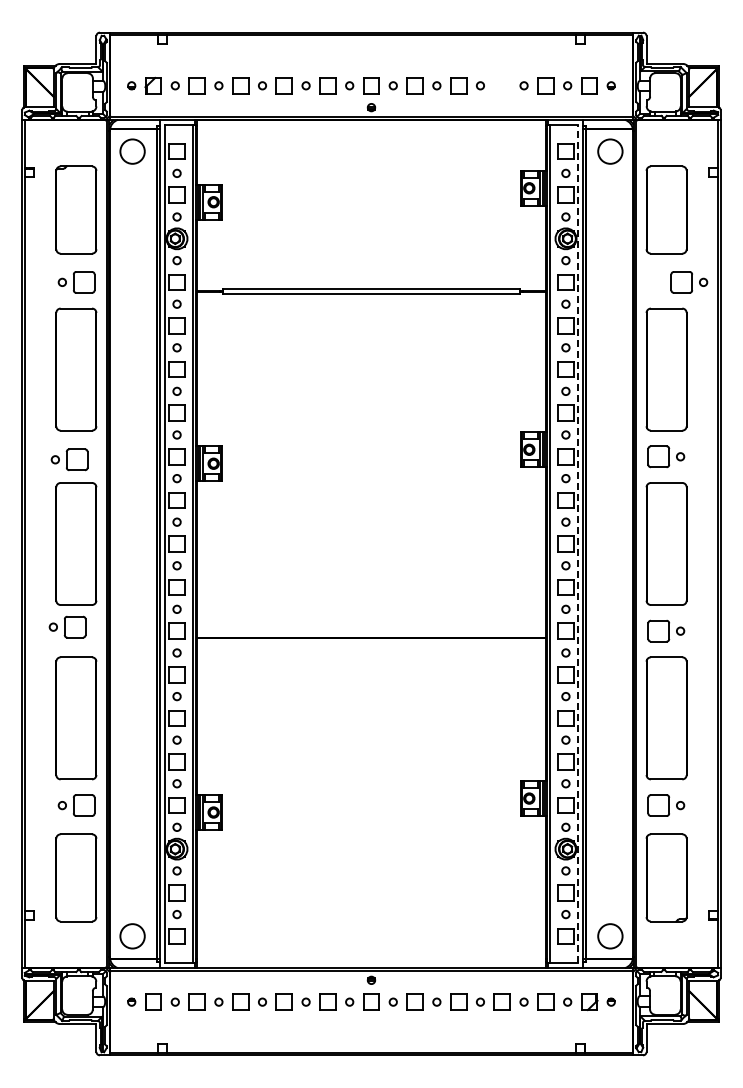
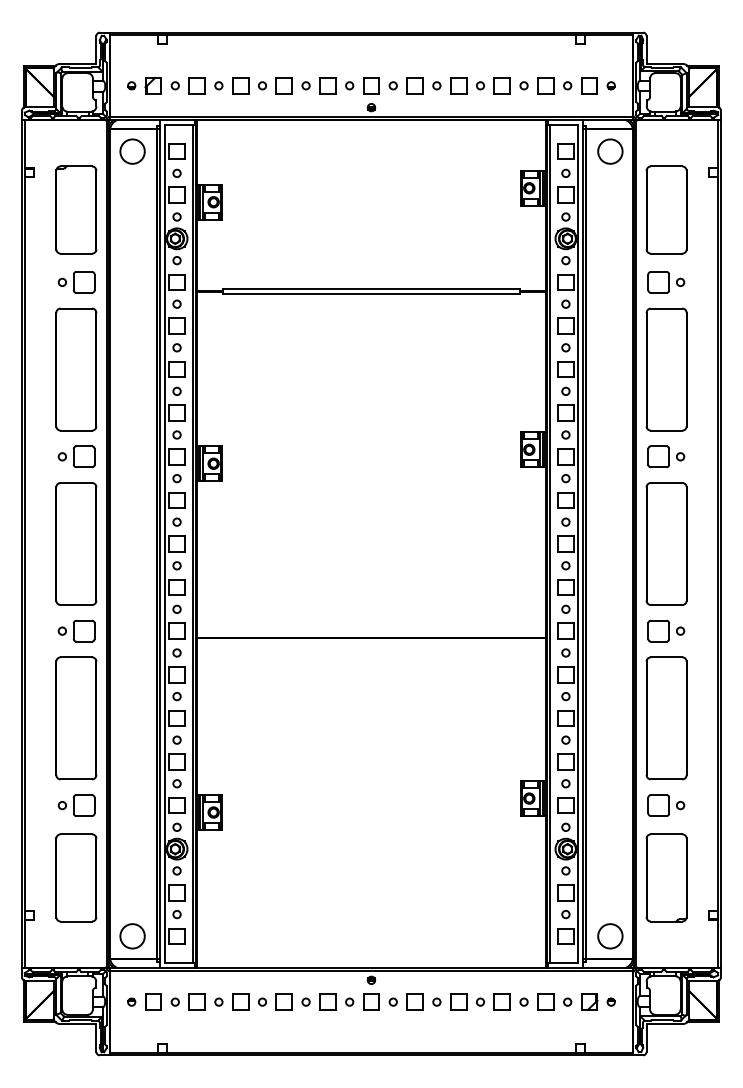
part: none -> present (501, 85)
part position: (689, 282) -> (666, 282) (666, 282)
part position: (69, 459) -> (76, 456) (76, 456)
line: dashed -> solid (578, 543)
part position: (67, 626) -> (76, 630) (76, 630)
